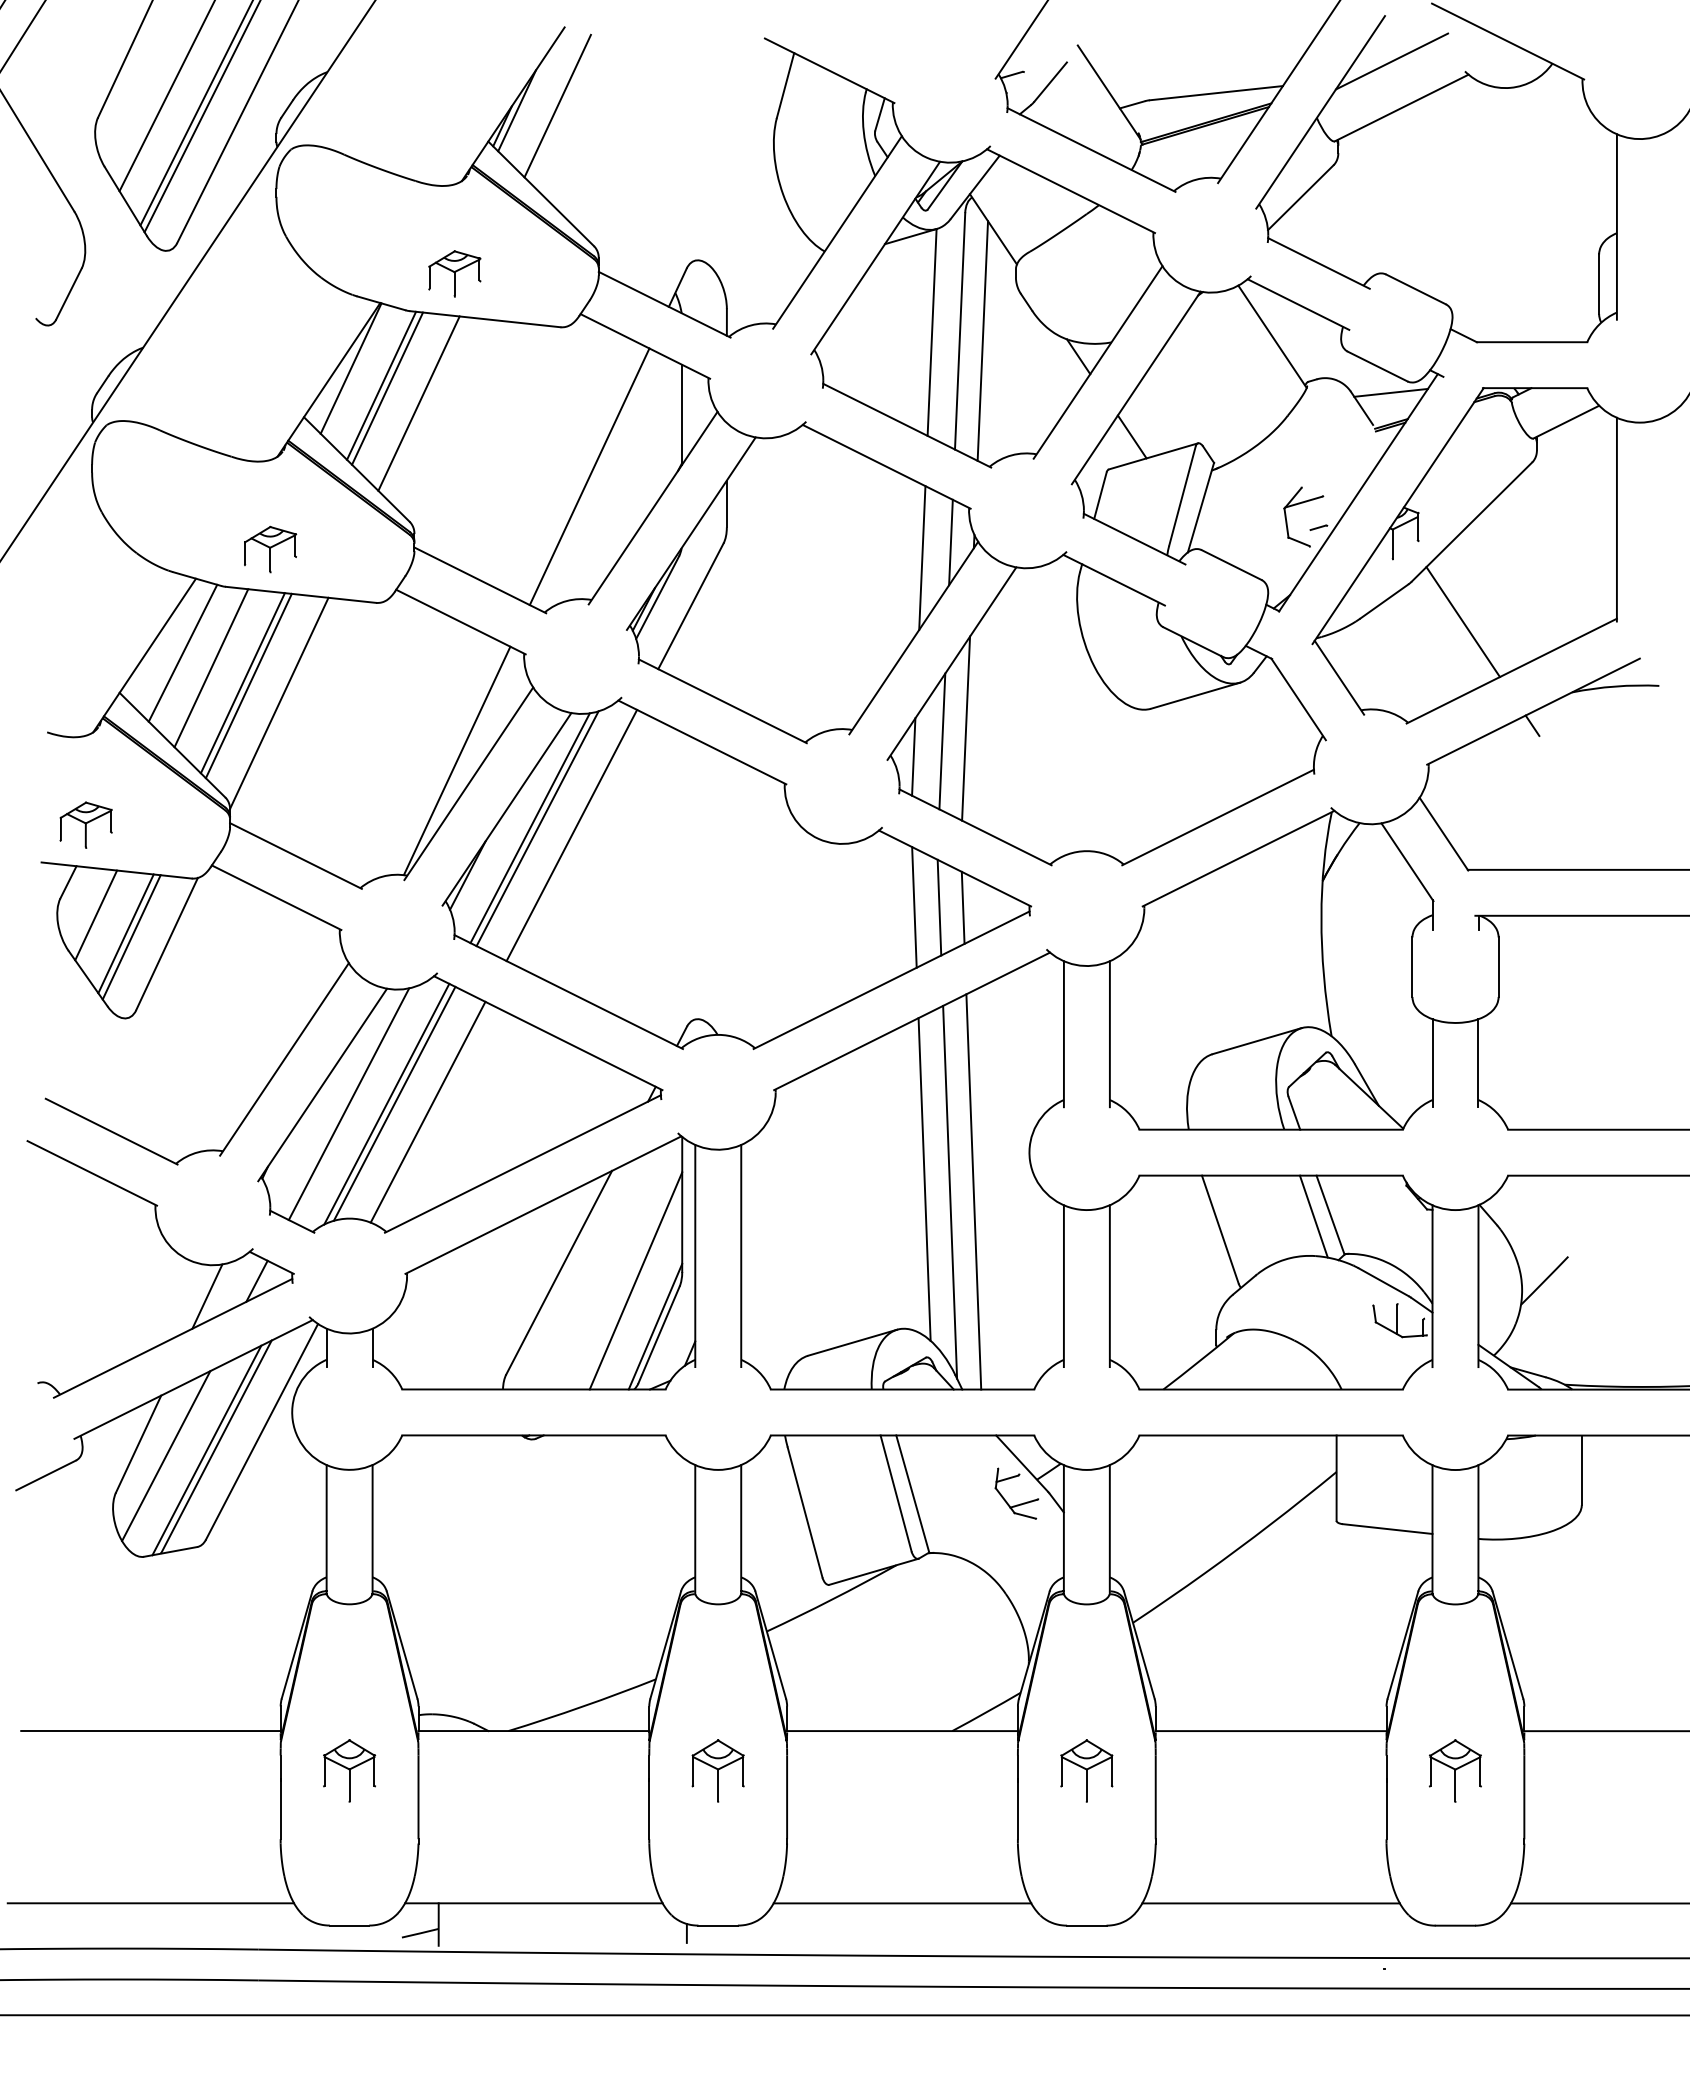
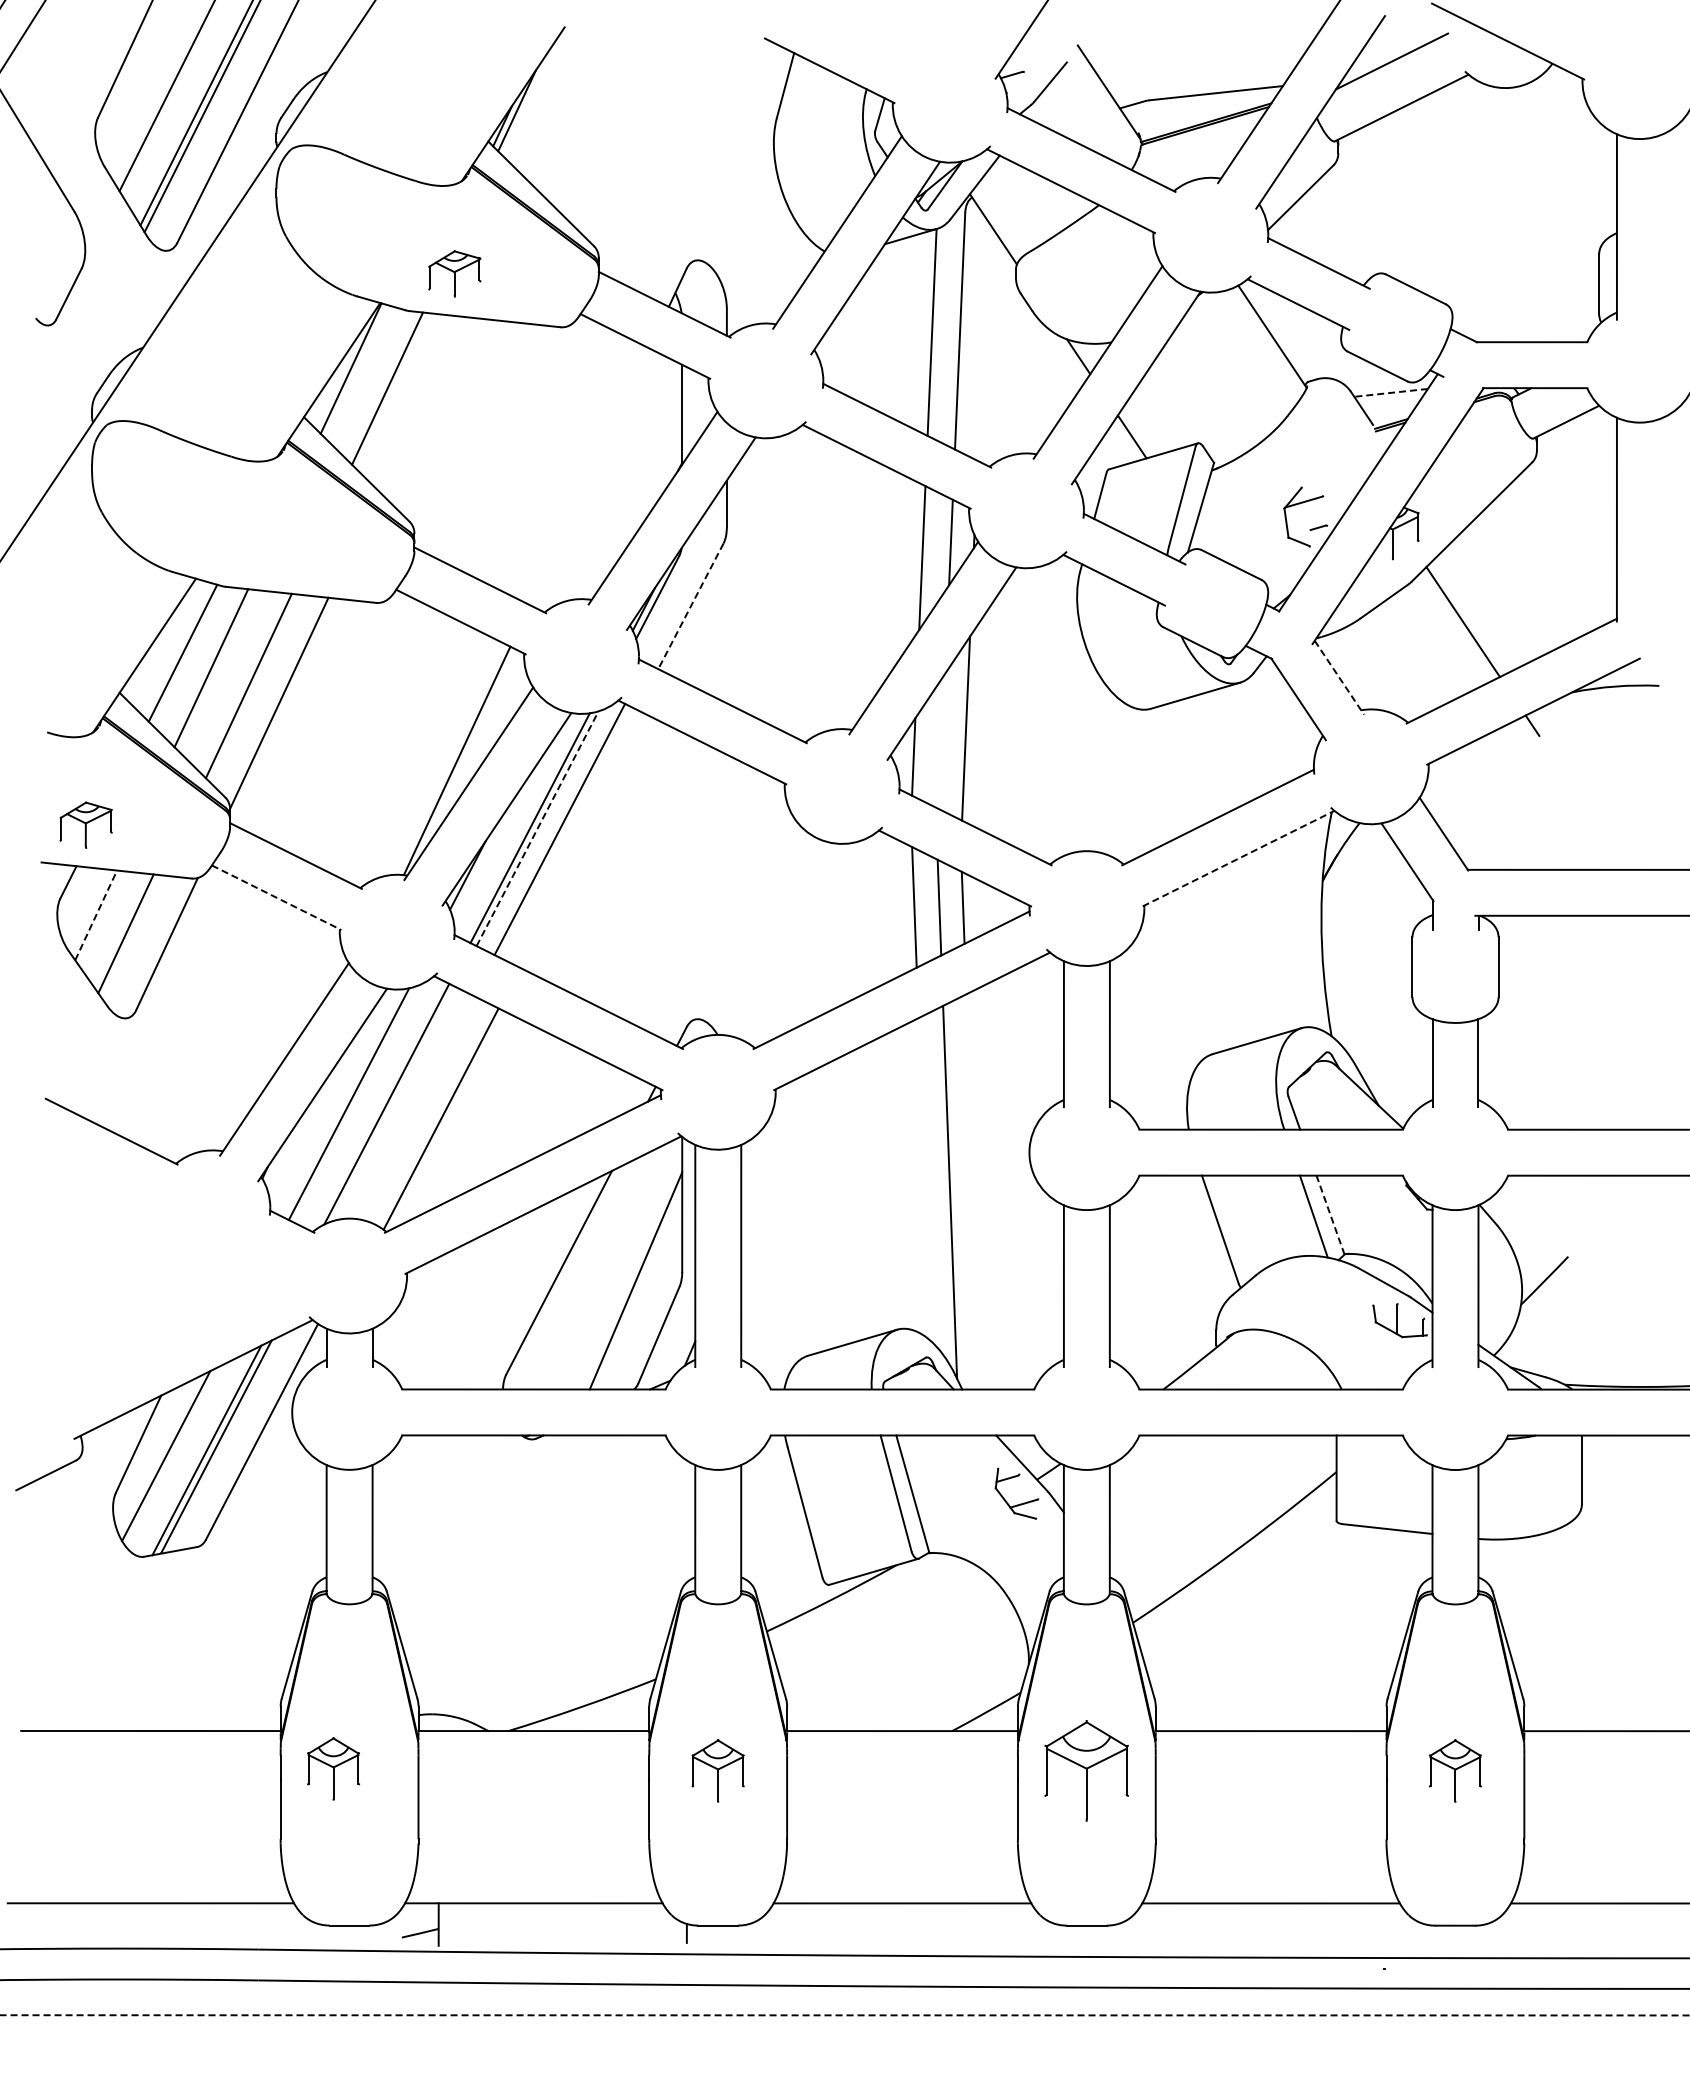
line: present -> none (557, 105)
line: present -> none (982, 340)
line: present -> none (381, 385)
line: solid -> dashed (1390, 392)
line: present -> none (418, 403)
line: present -> none (589, 476)
part: present -> none (270, 549)
line: solid -> dashed (690, 606)
line: solid -> dashed (1339, 678)
line: present -> none (242, 683)
line: present -> none (942, 741)
line: solid -> dashed (537, 828)
line position: (571, 835) -> (559, 829) (559, 829)
line: solid -> dashed (1239, 858)
line: solid -> dashed (277, 897)
line: solid -> dashed (96, 915)
line: present -> none (131, 937)
line: present -> none (394, 1103)
line position: (427, 1111) -> (440, 1118) (440, 1118)
line: present -> none (924, 1179)
line: present -> none (973, 1191)
line: solid -> dashed (1330, 1215)
part: present -> none (176, 1253)
line: present -> none (655, 1326)
part position: (349, 1770) -> (333, 1768) (333, 1768)
part size: 54x64 px -> 85x102 px (1086, 1770)
line: solid -> dashed (845, 2015)
